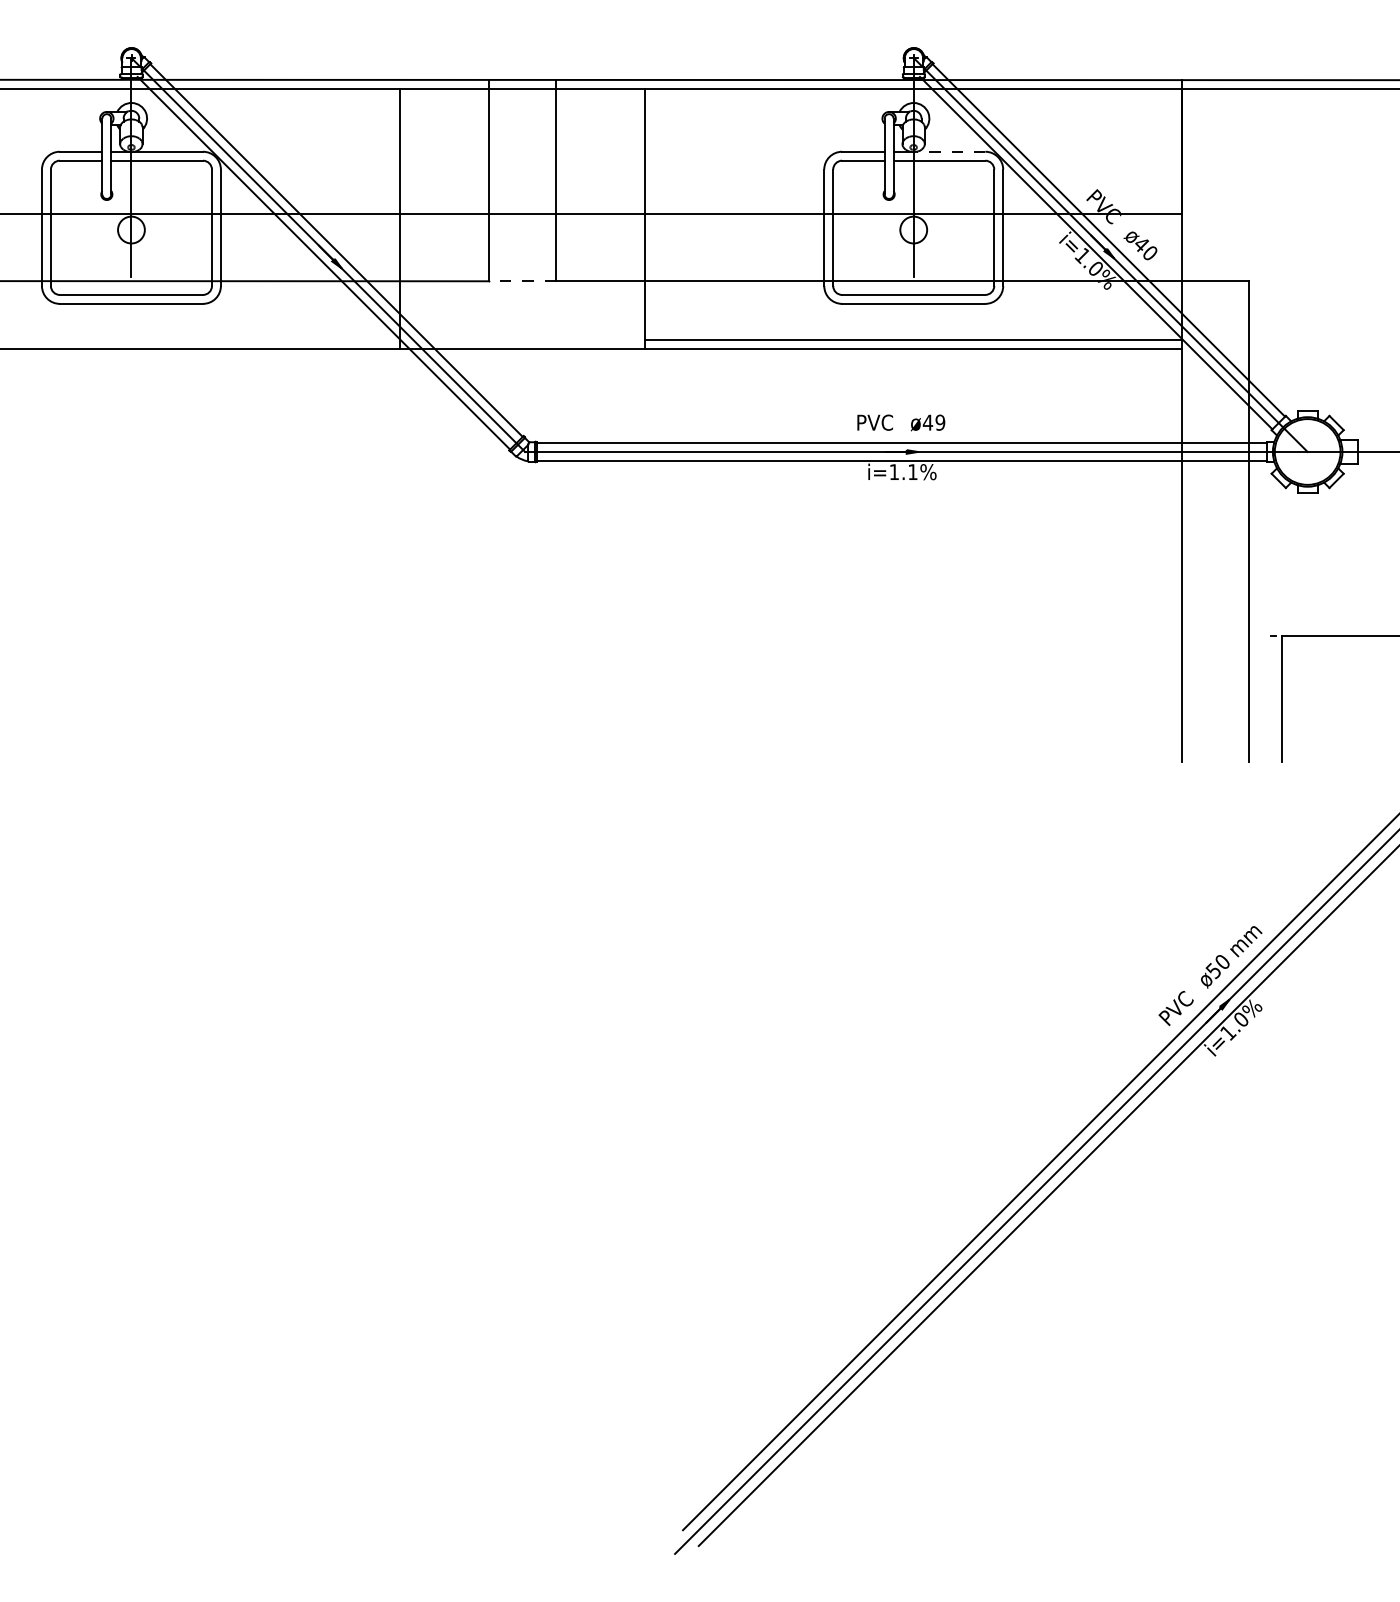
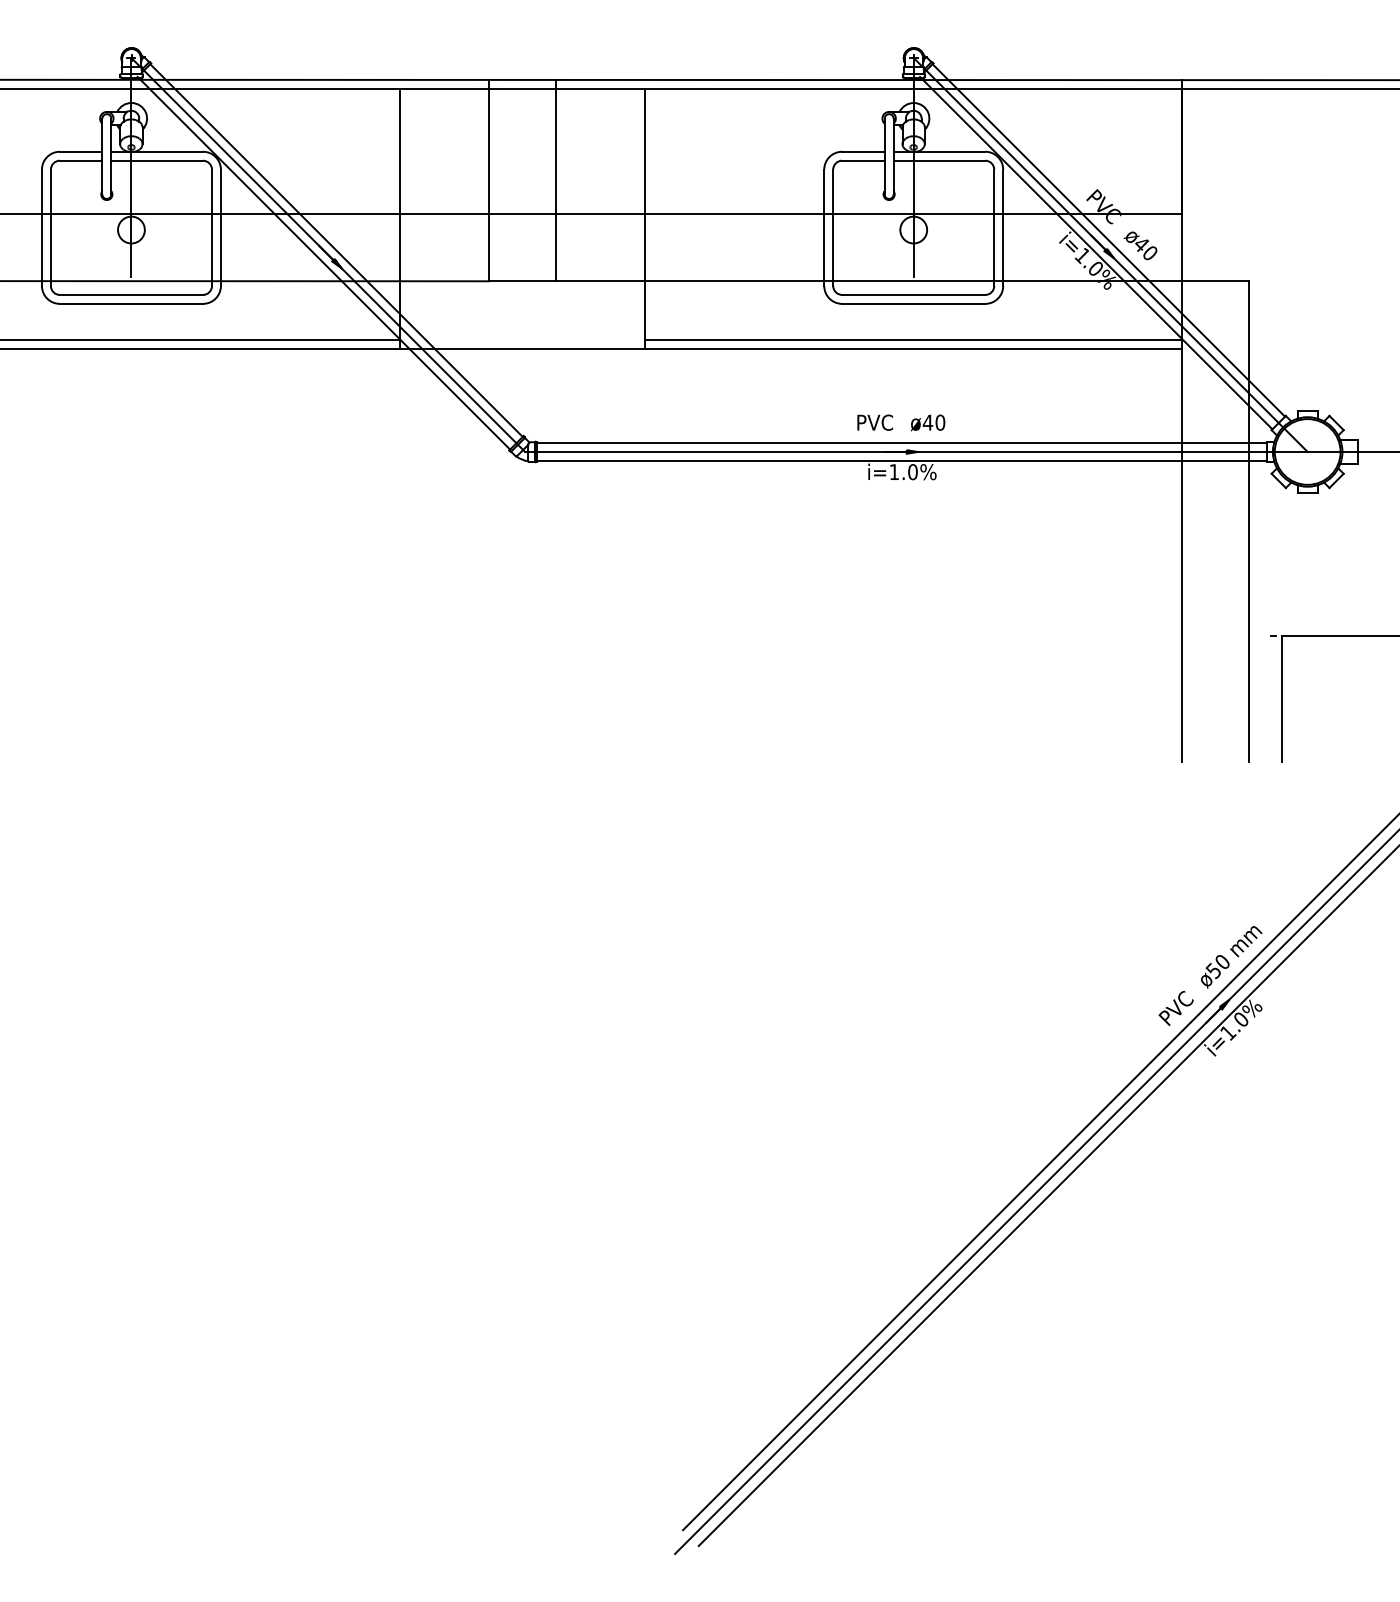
line: dashed -> solid (950, 151)
line: dashed -> solid (522, 281)
line: none -> present (200, 339)
text: ø49 -> ø40 (940, 422)
text: i=1.1% -> i=1.0% (912, 472)
